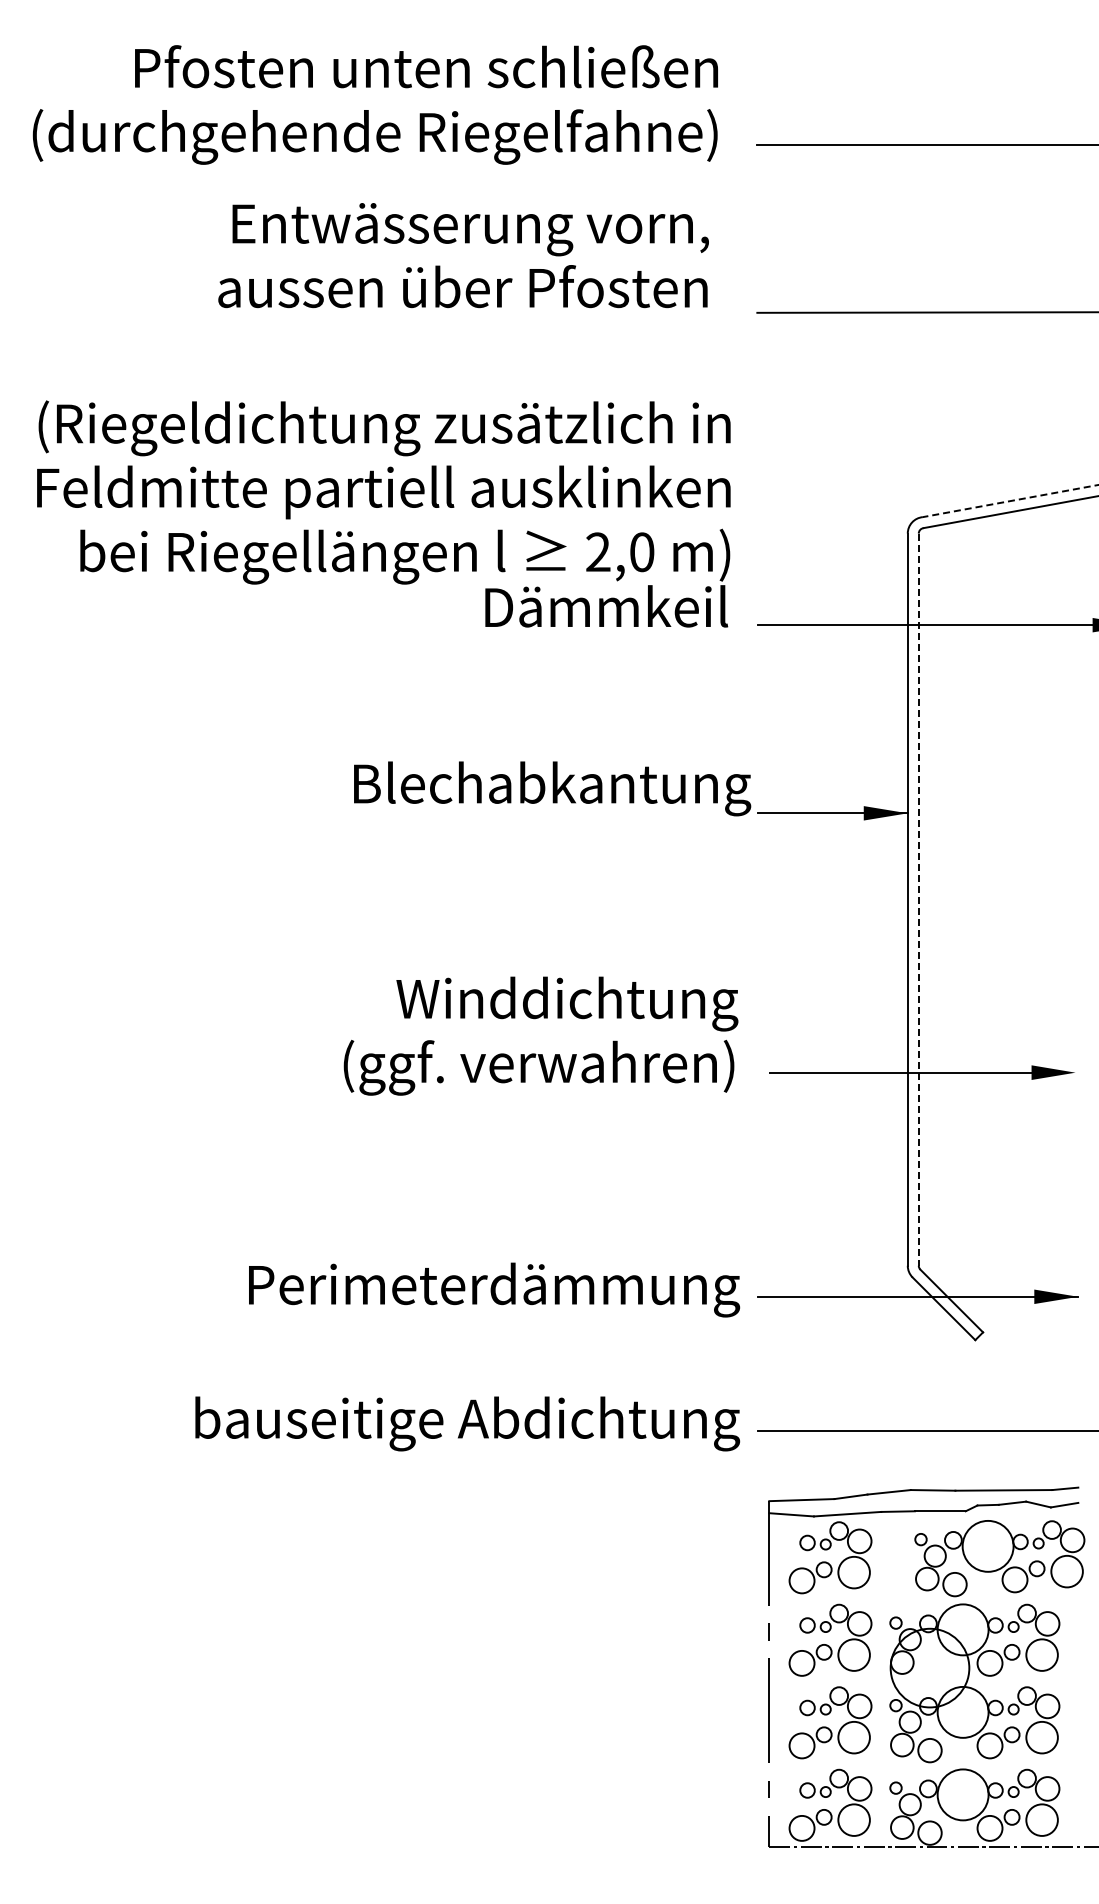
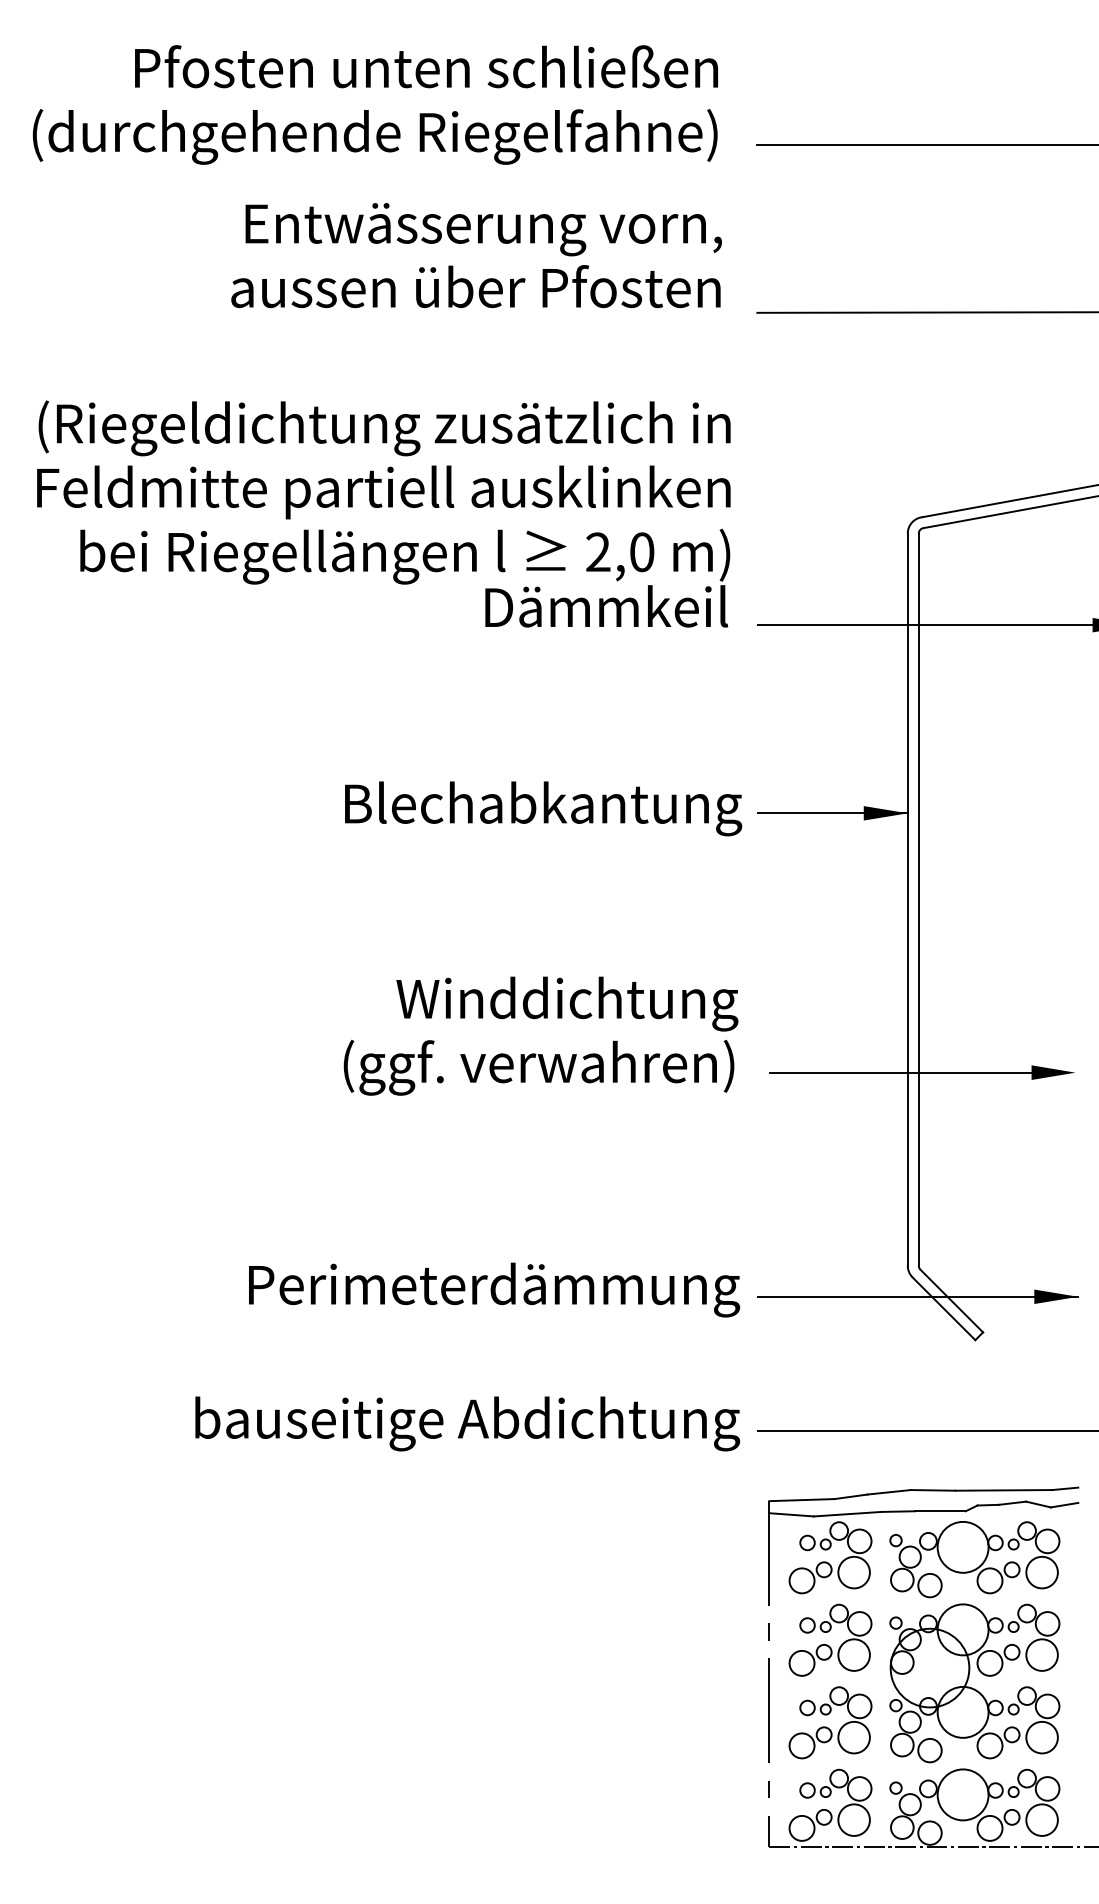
text position: (463, 255) -> (476, 255) (476, 255)
line: dashed -> solid (1010, 501)
text position: (552, 788) -> (543, 808) (543, 808)
line: dashed -> solid (918, 900)
part position: (999, 1558) -> (974, 1559) (974, 1559)
